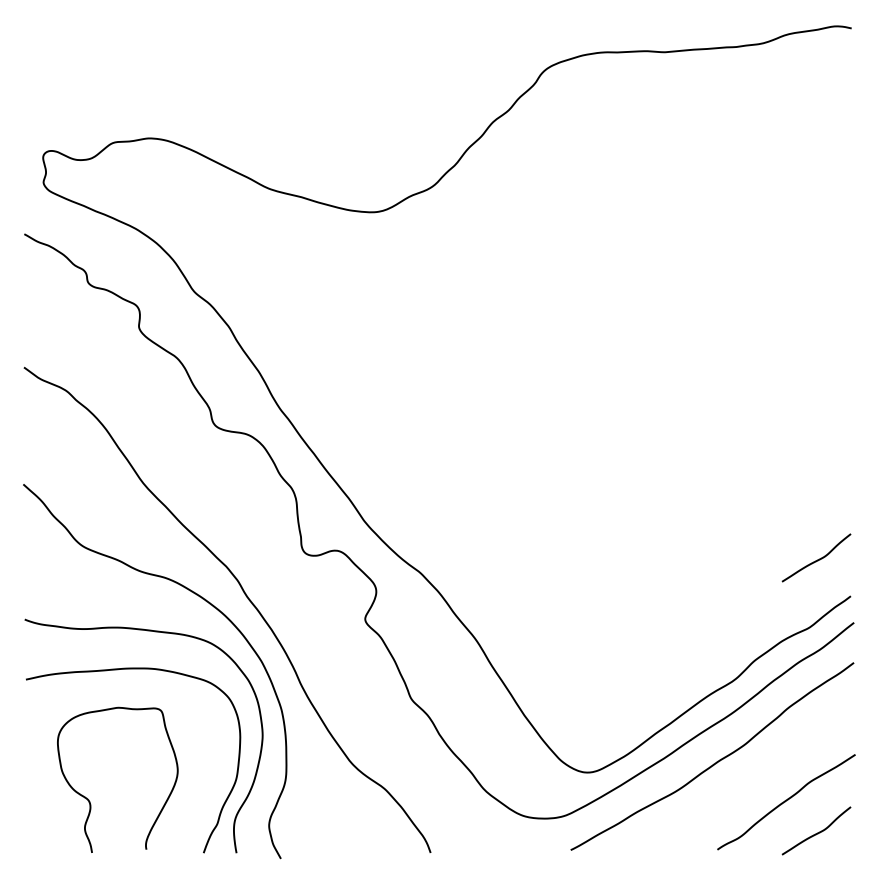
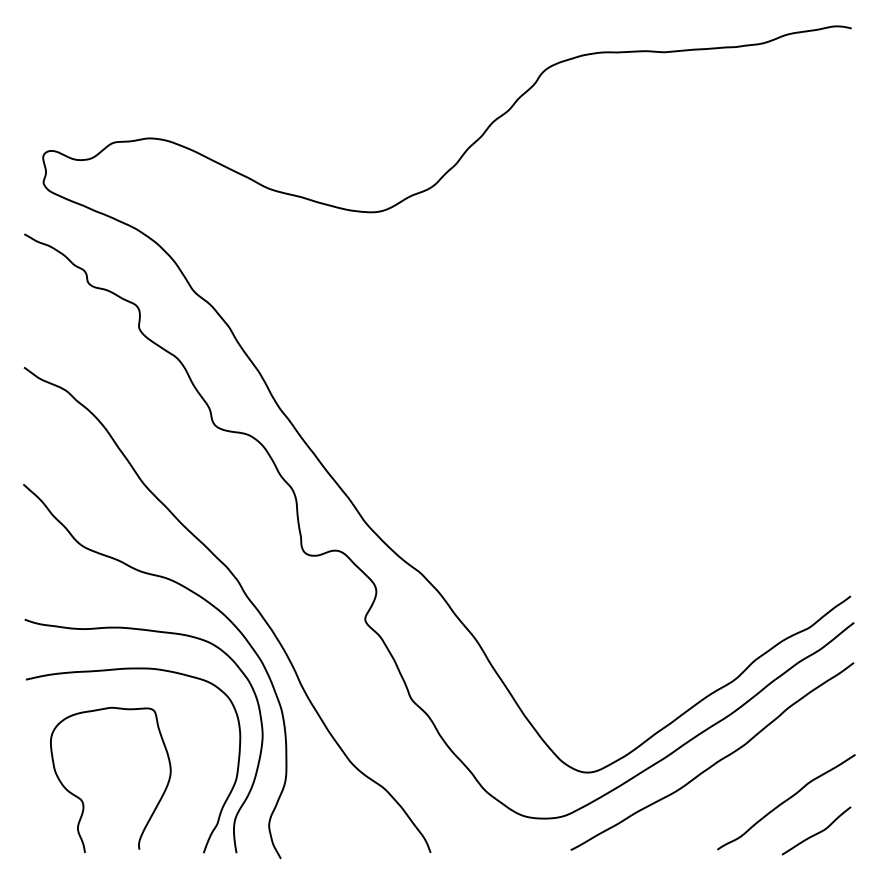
curve: present -> none (817, 559)
curve position: (88, 798) -> (81, 798) (81, 798)
